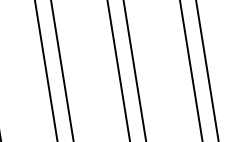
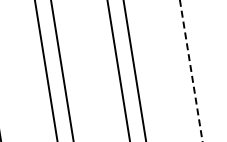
line: present -> none (207, 70)
line: solid -> dashed (191, 71)
